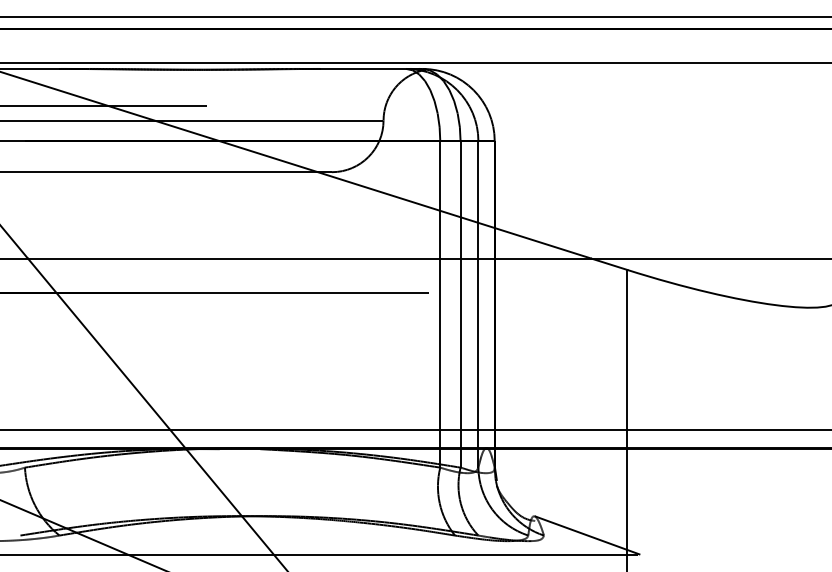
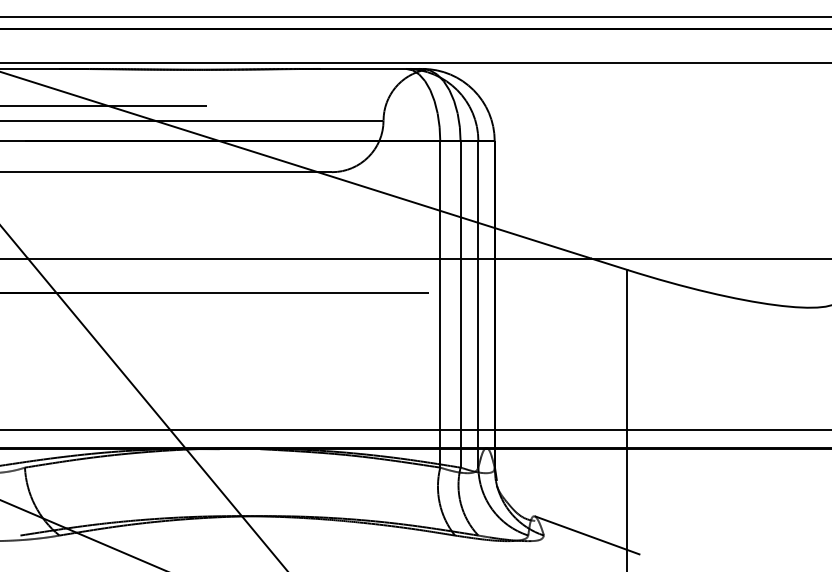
line: present -> none (319, 554)
